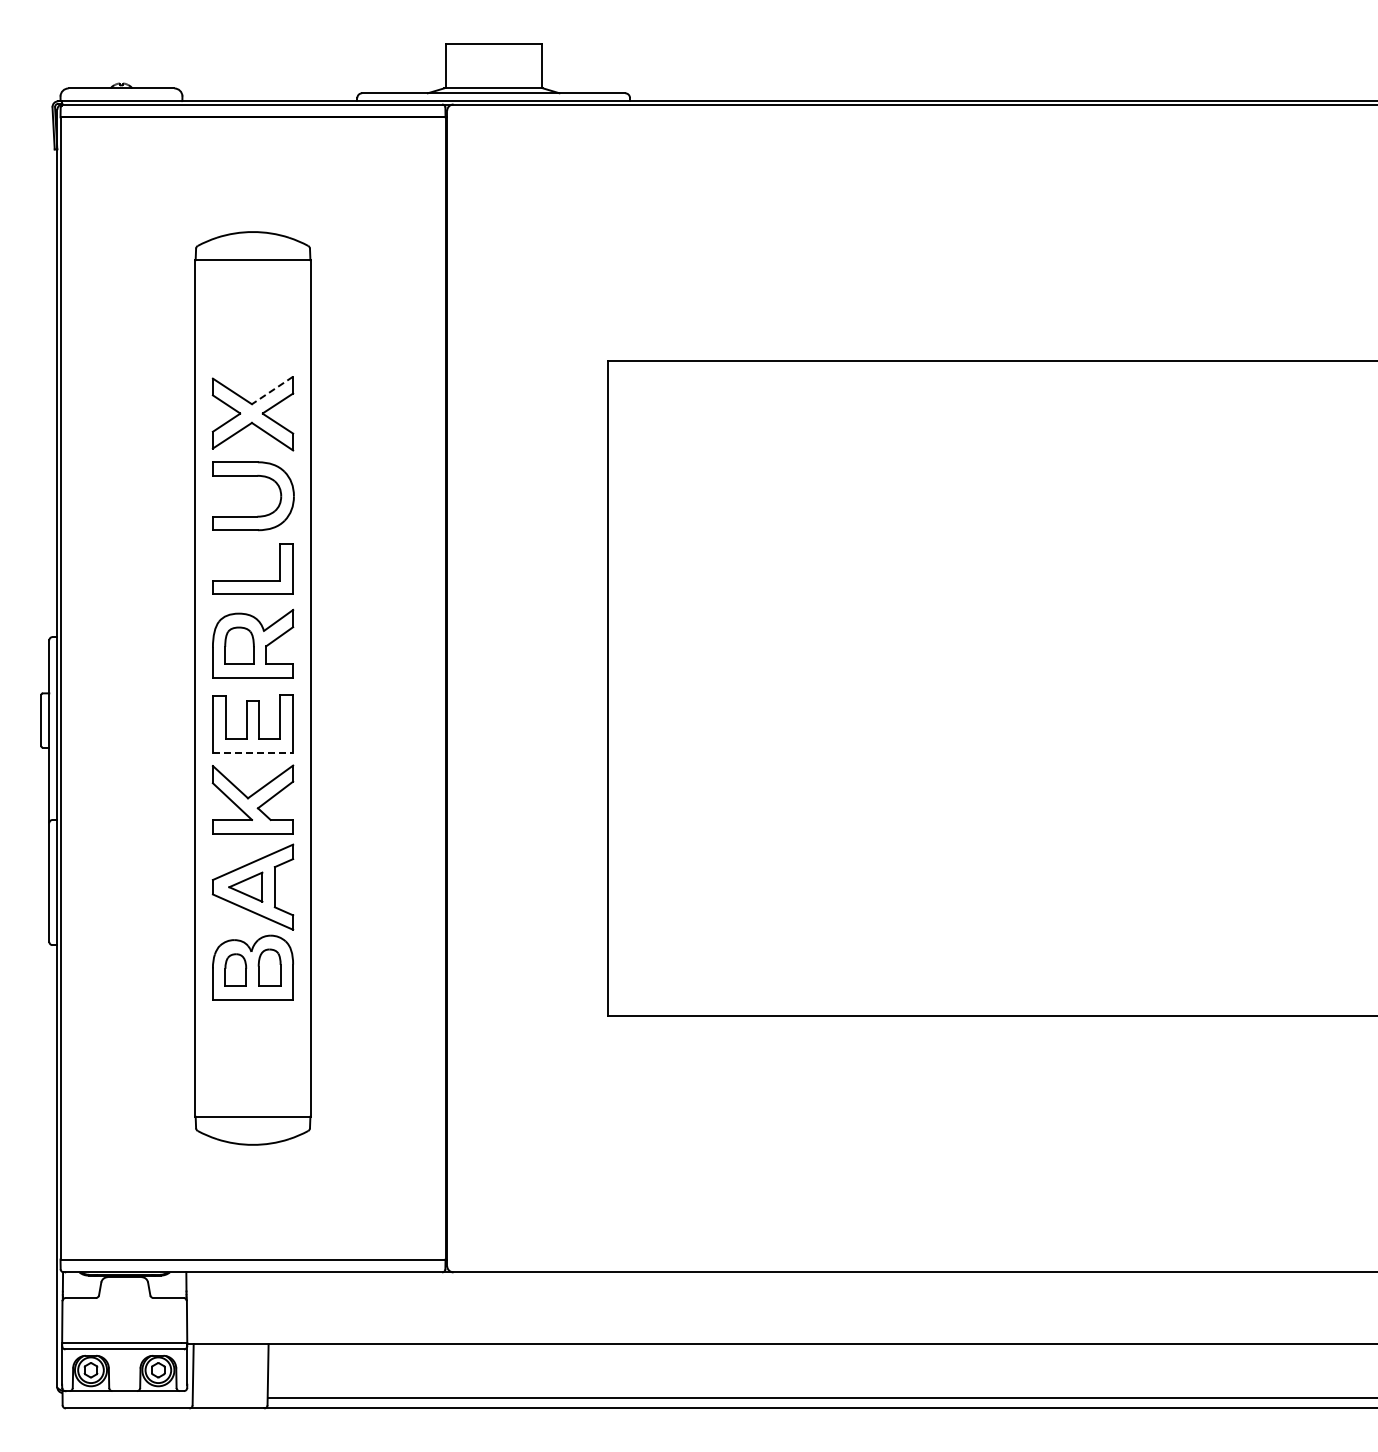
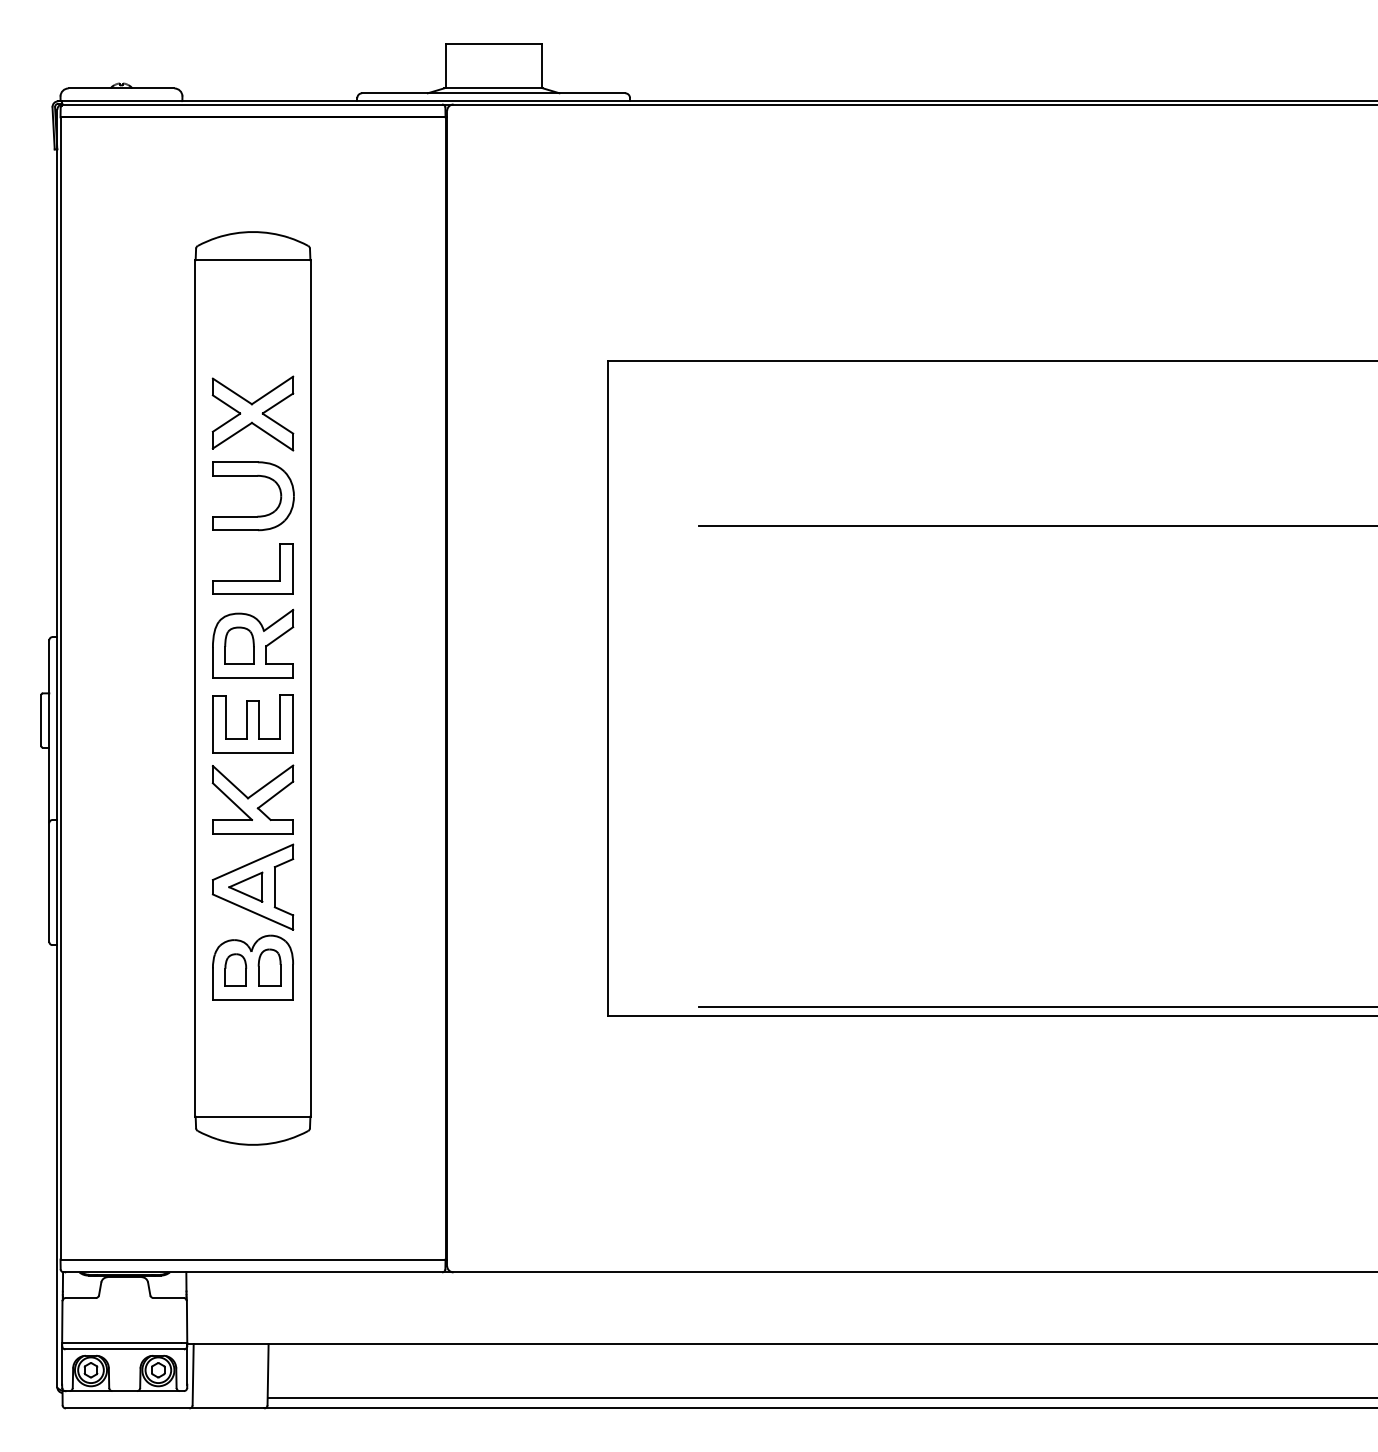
line: dashed -> solid (272, 390)
line: none -> present (1036, 526)
line: dashed -> solid (253, 752)
line: none -> present (1036, 1007)
